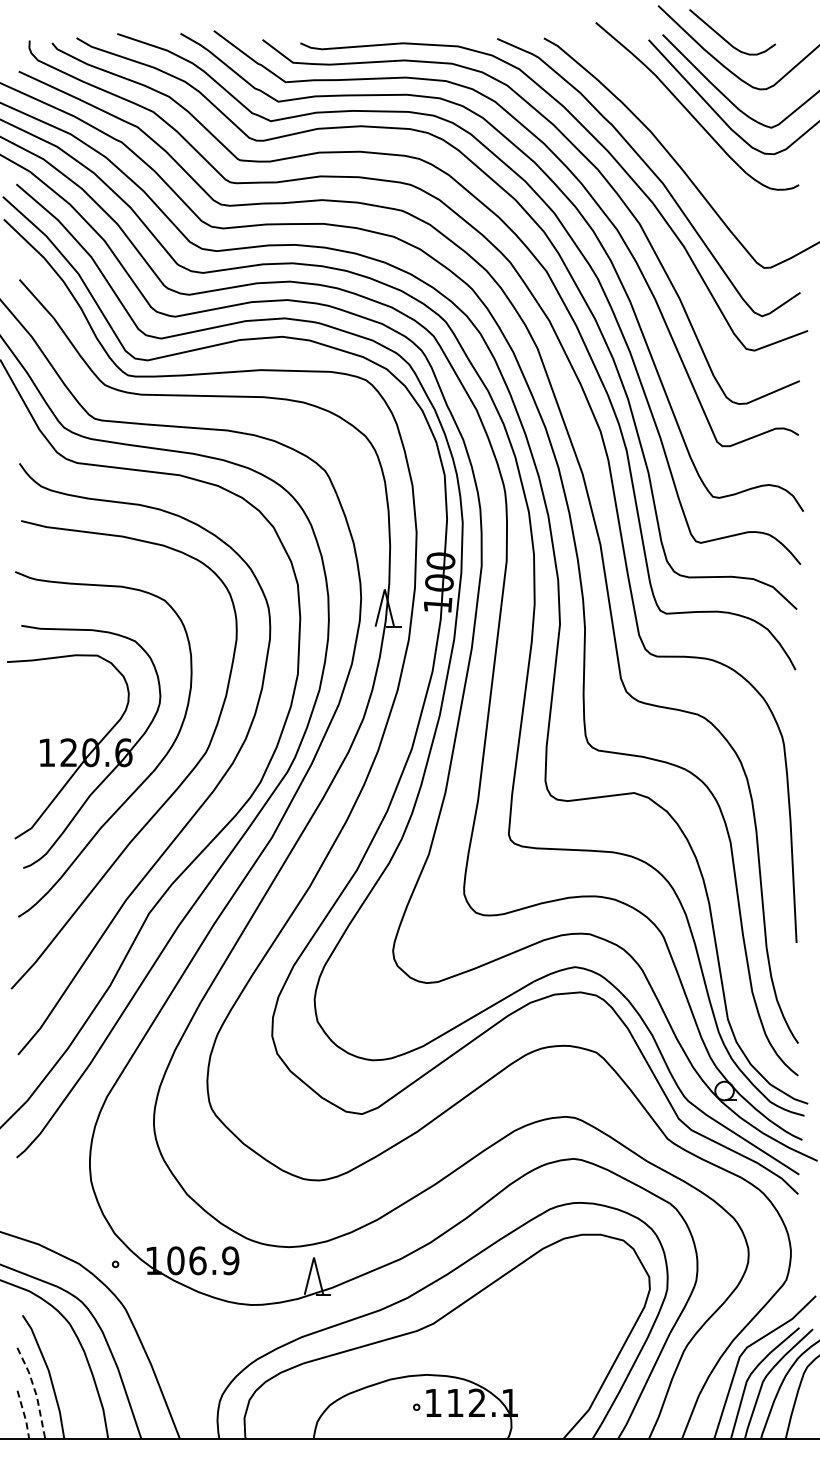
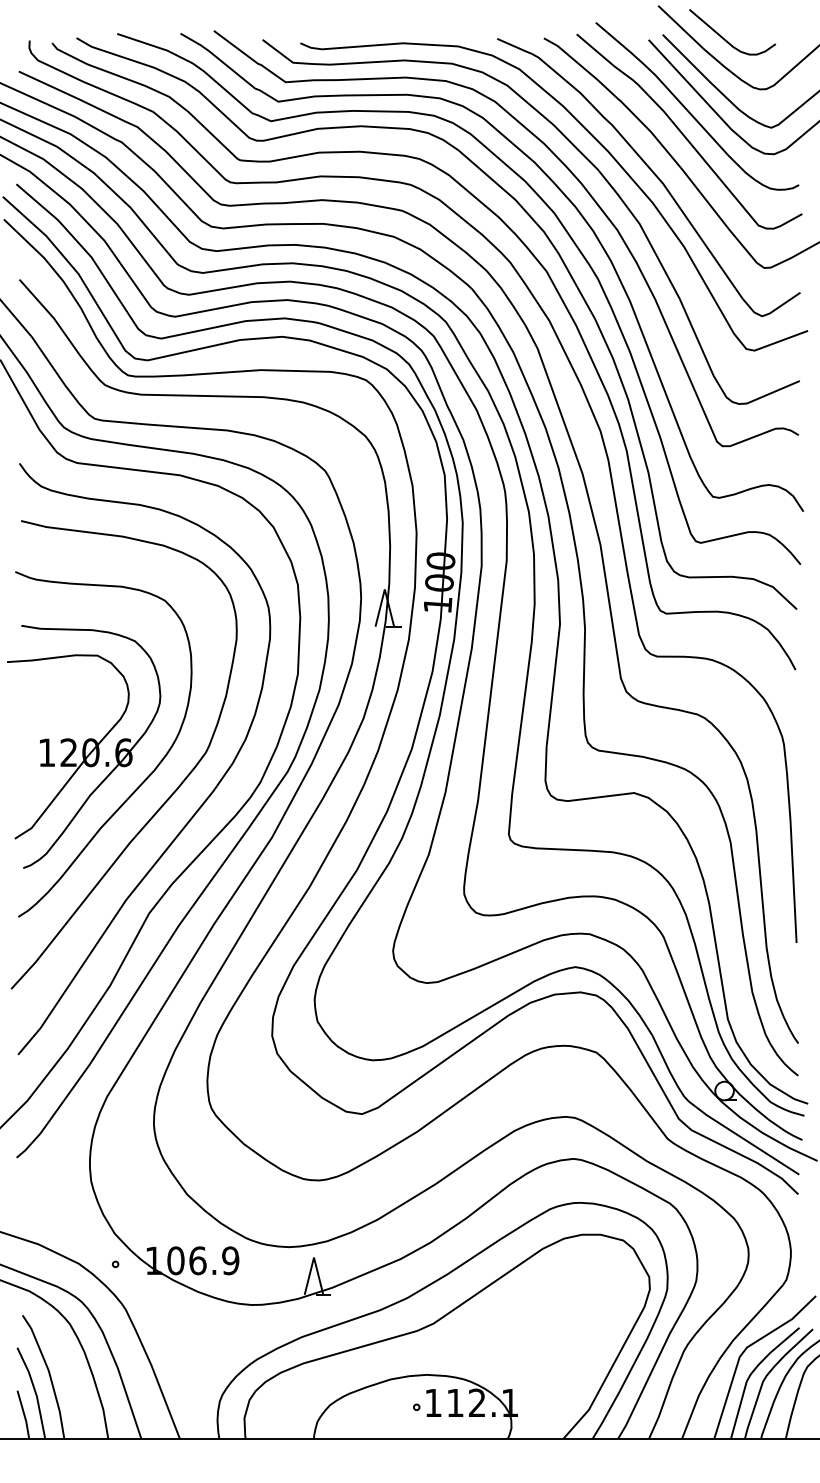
curve: none -> present (685, 135)
line: dashed -> solid (35, 1391)
line: dashed -> solid (24, 1415)
